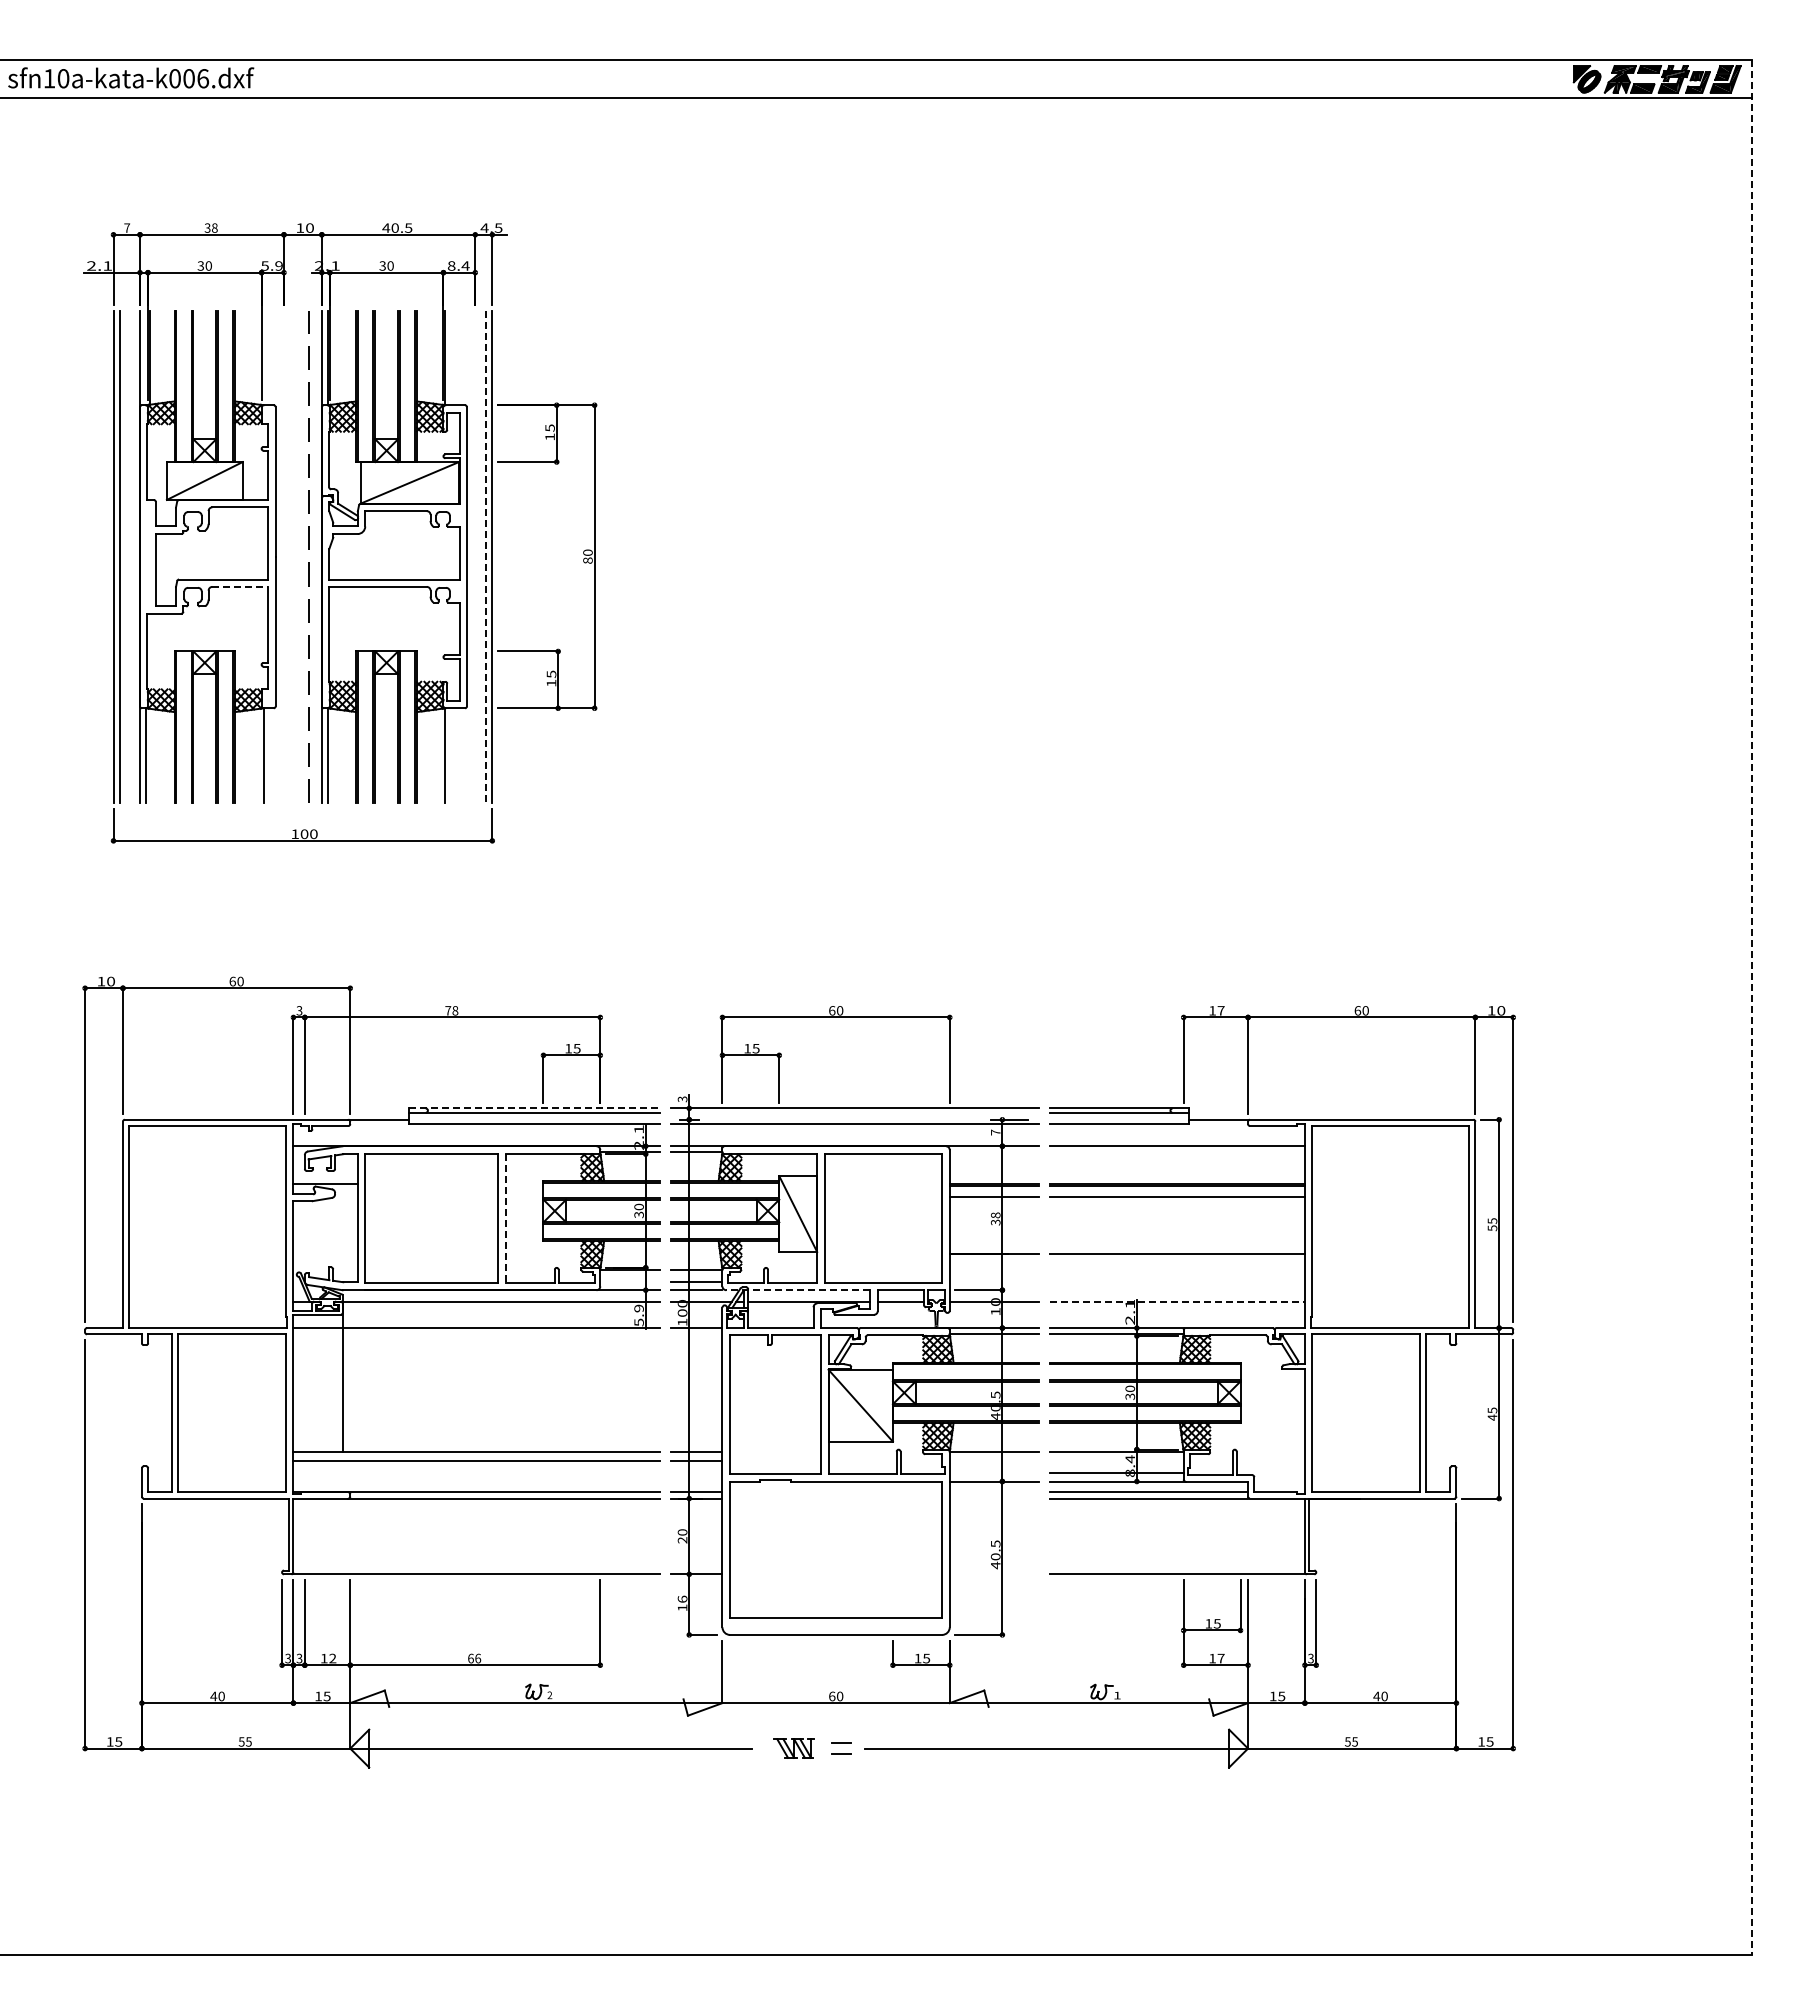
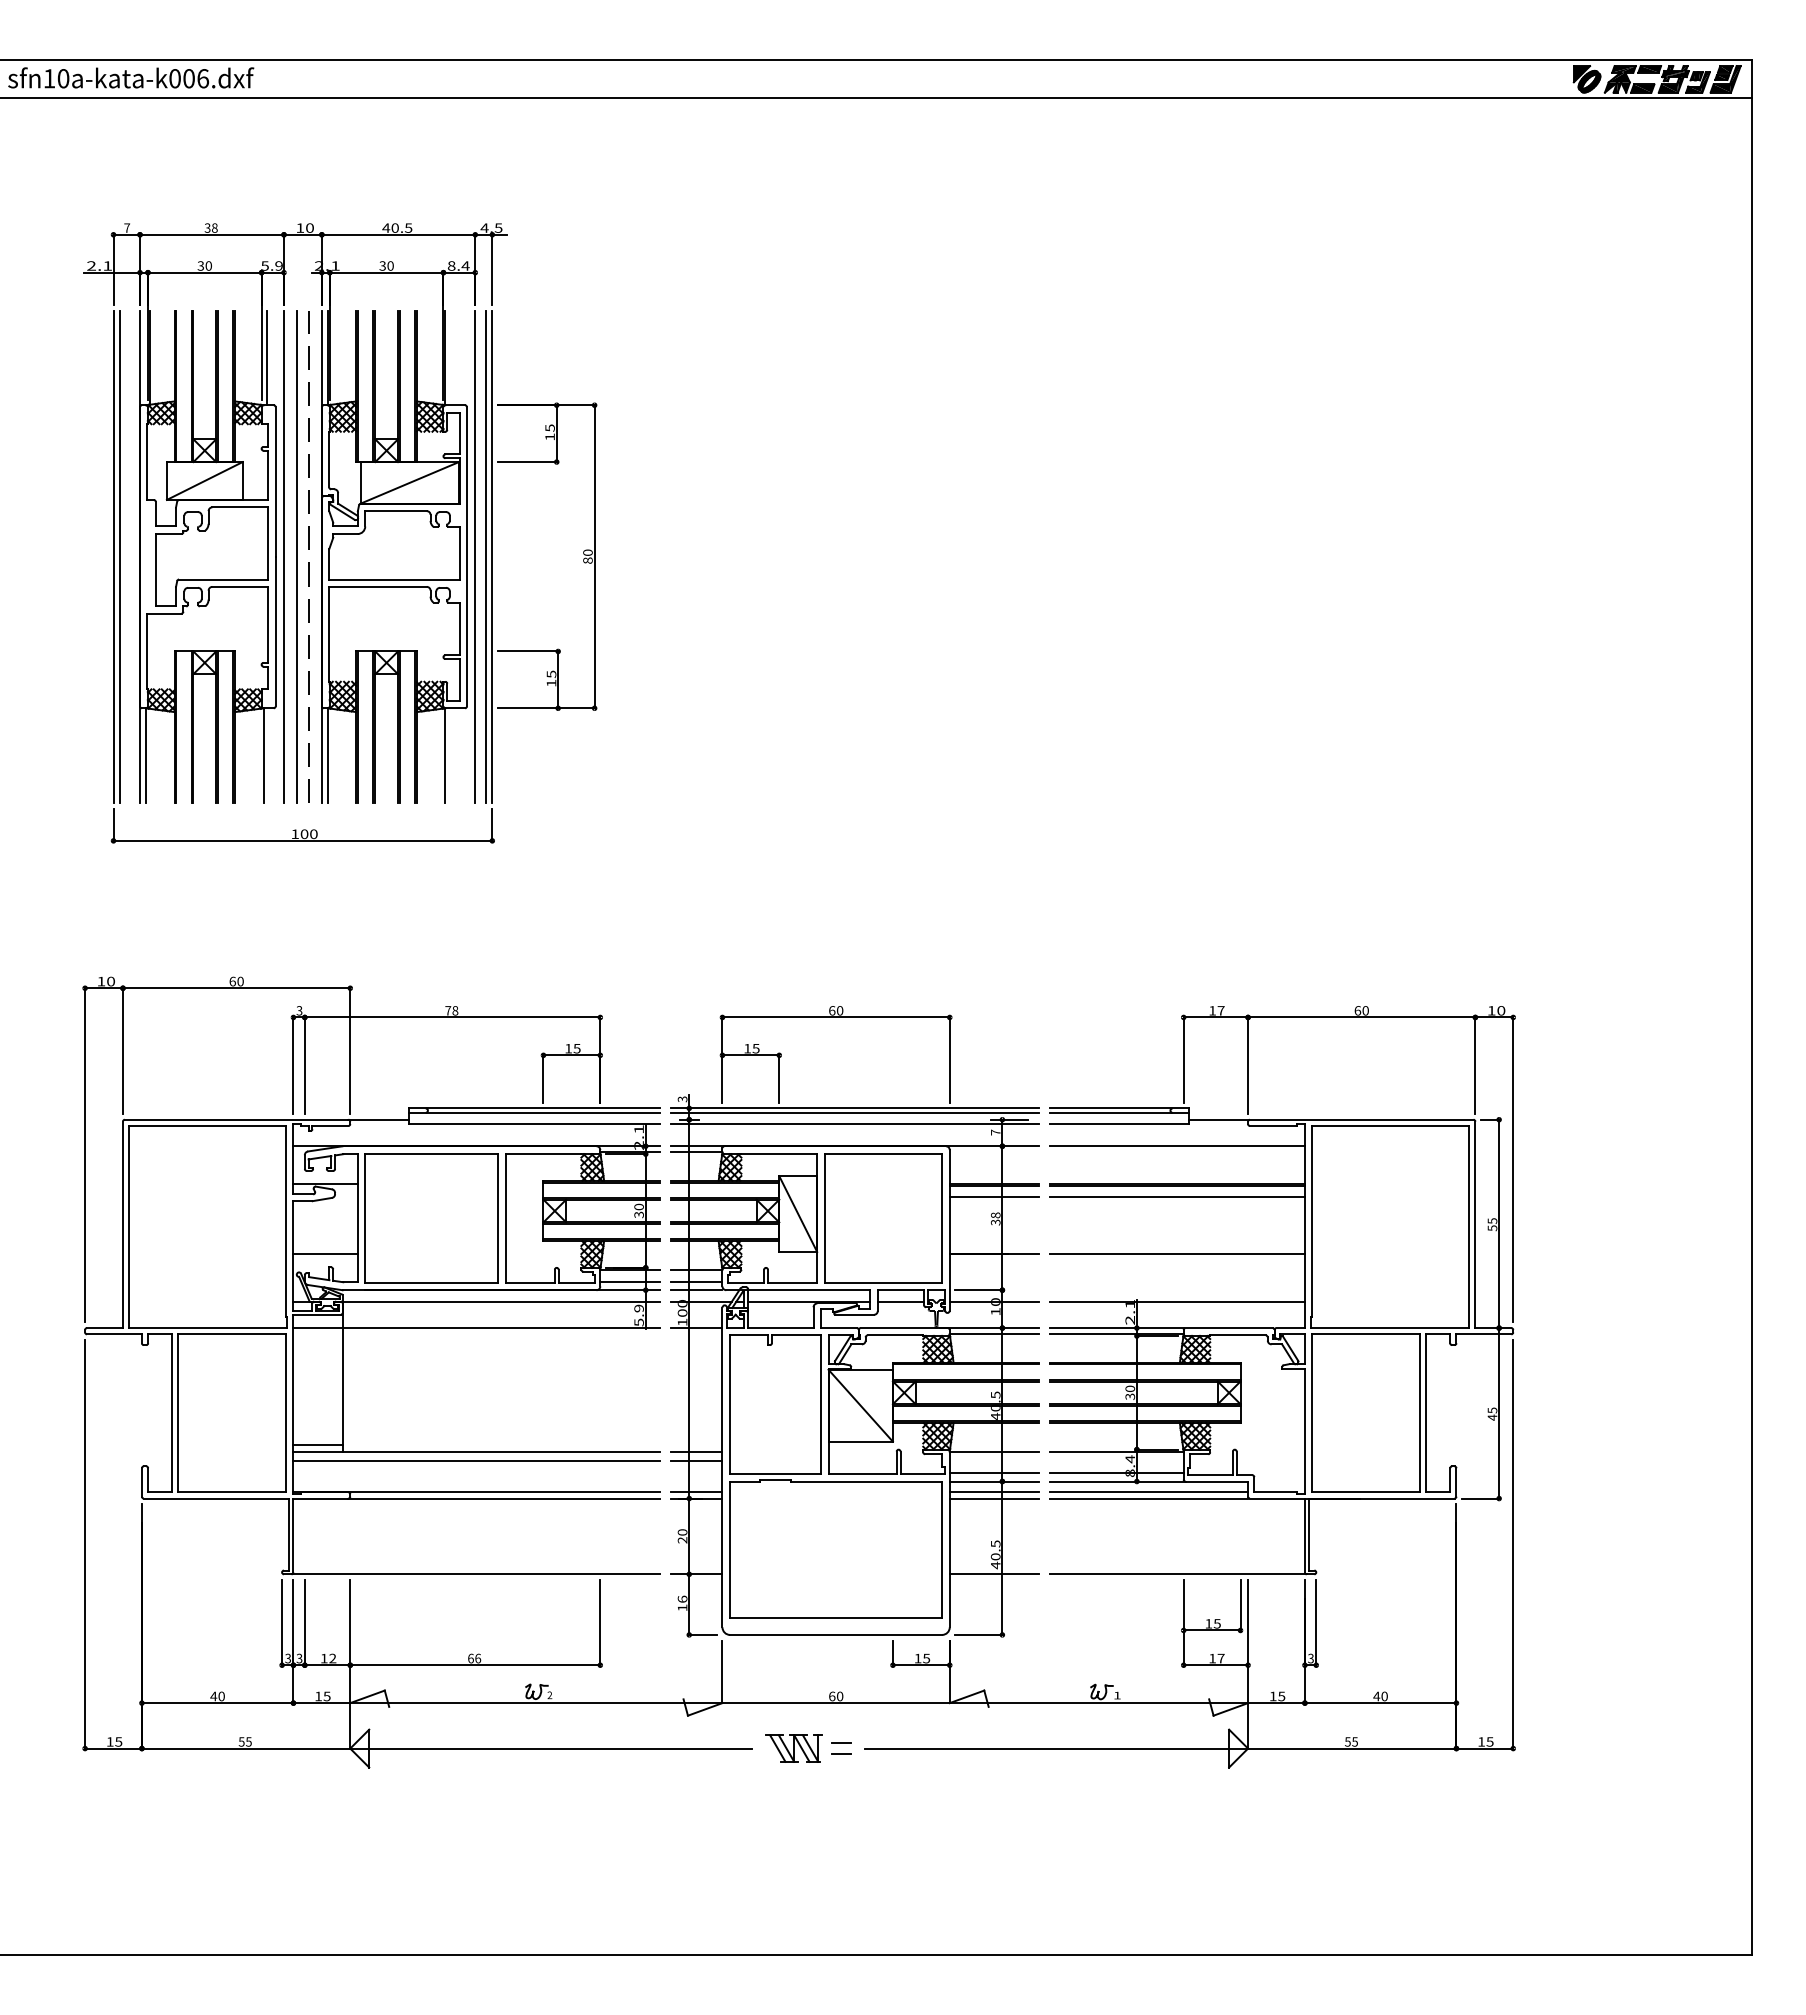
line: none -> present (266, 357)
line: none -> present (283, 556)
line: none -> present (296, 556)
line: none -> present (475, 556)
line: dashed -> solid (486, 557)
line: dashed -> solid (240, 586)
line: dashed -> solid (1752, 1007)
line: dashed -> solid (534, 1108)
line: none -> present (854, 1112)
line: dashed -> solid (505, 1218)
line: none -> present (325, 1254)
line: none -> present (629, 1281)
line: dashed -> solid (797, 1290)
line: dashed -> solid (1178, 1301)
line: none -> present (317, 1444)
line: none -> present (993, 1473)
line: none -> present (993, 1491)
line: none -> present (993, 1498)
line: none -> present (993, 1574)
part size: 42x21 px -> 58x29 px (793, 1748)
